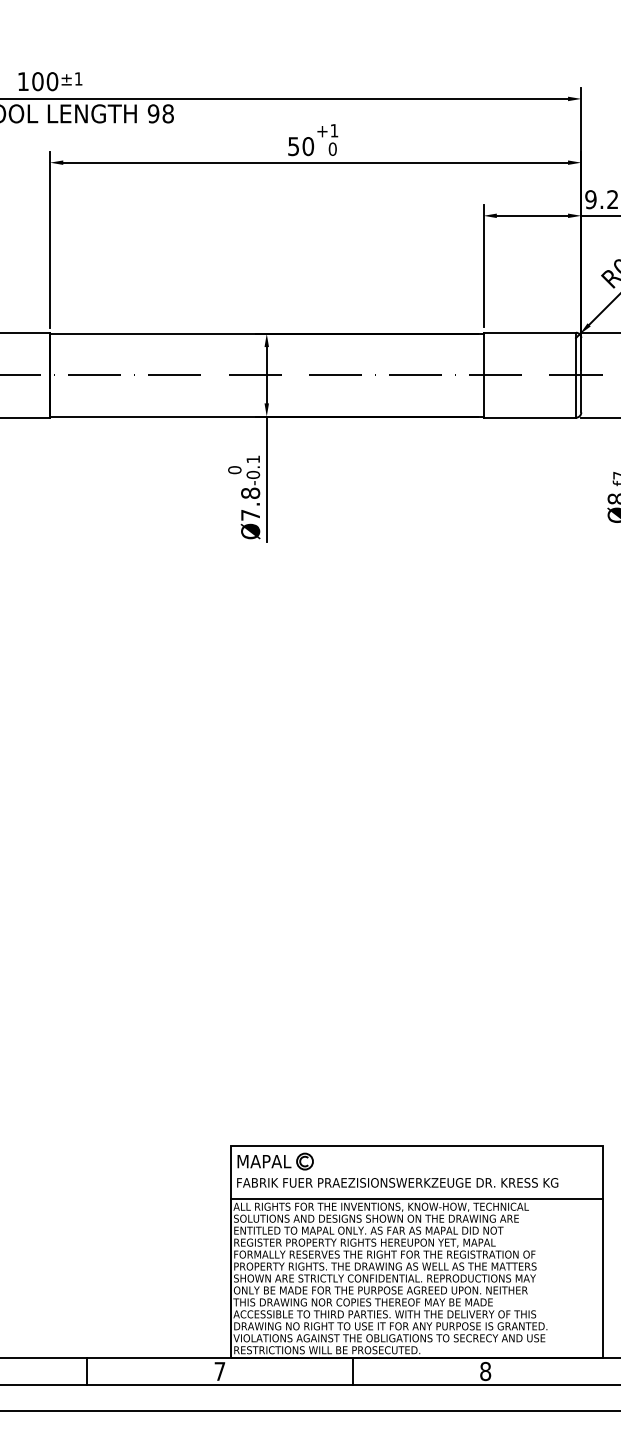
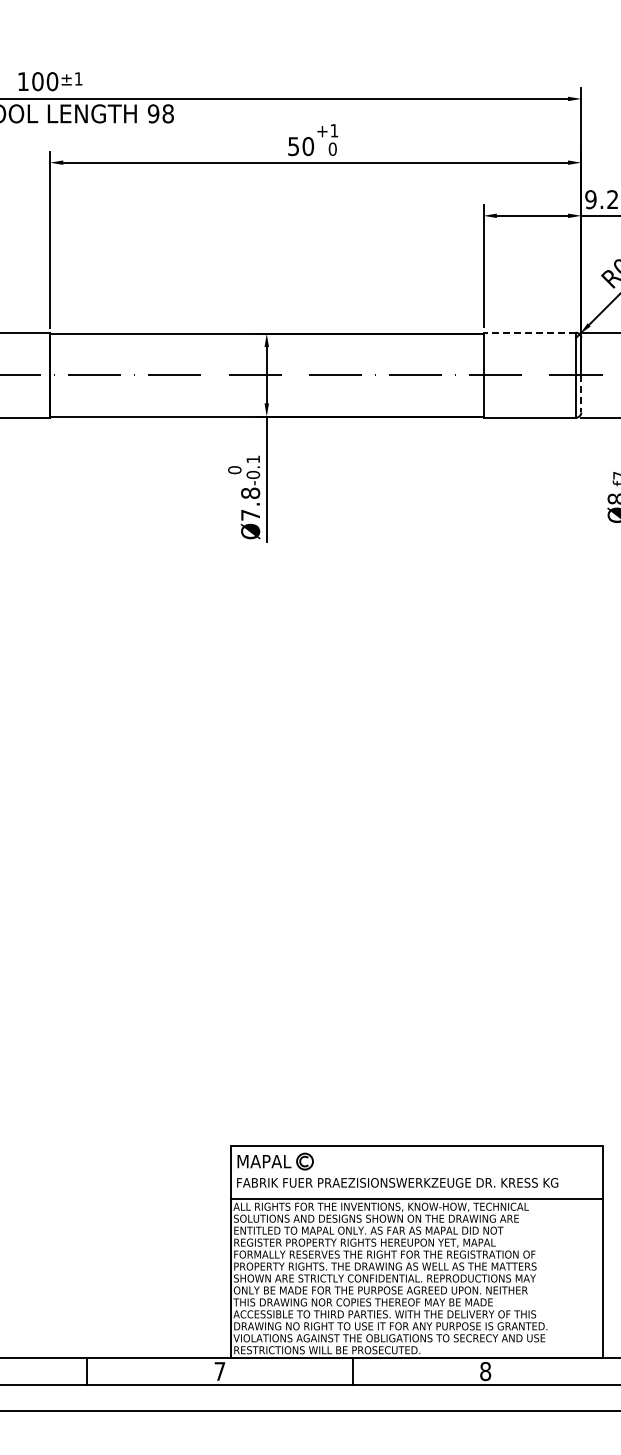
line: solid -> dashed (529, 332)
line: solid -> dashed (581, 393)
